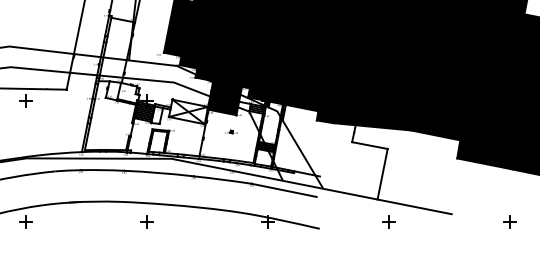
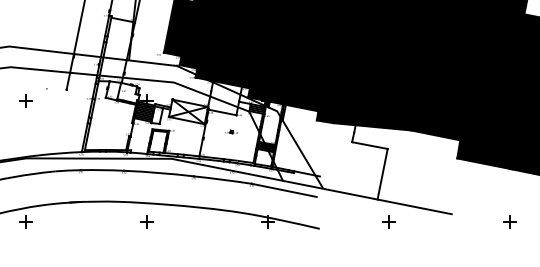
line: present -> none (34, 88)
fill: present -> none (224, 98)
